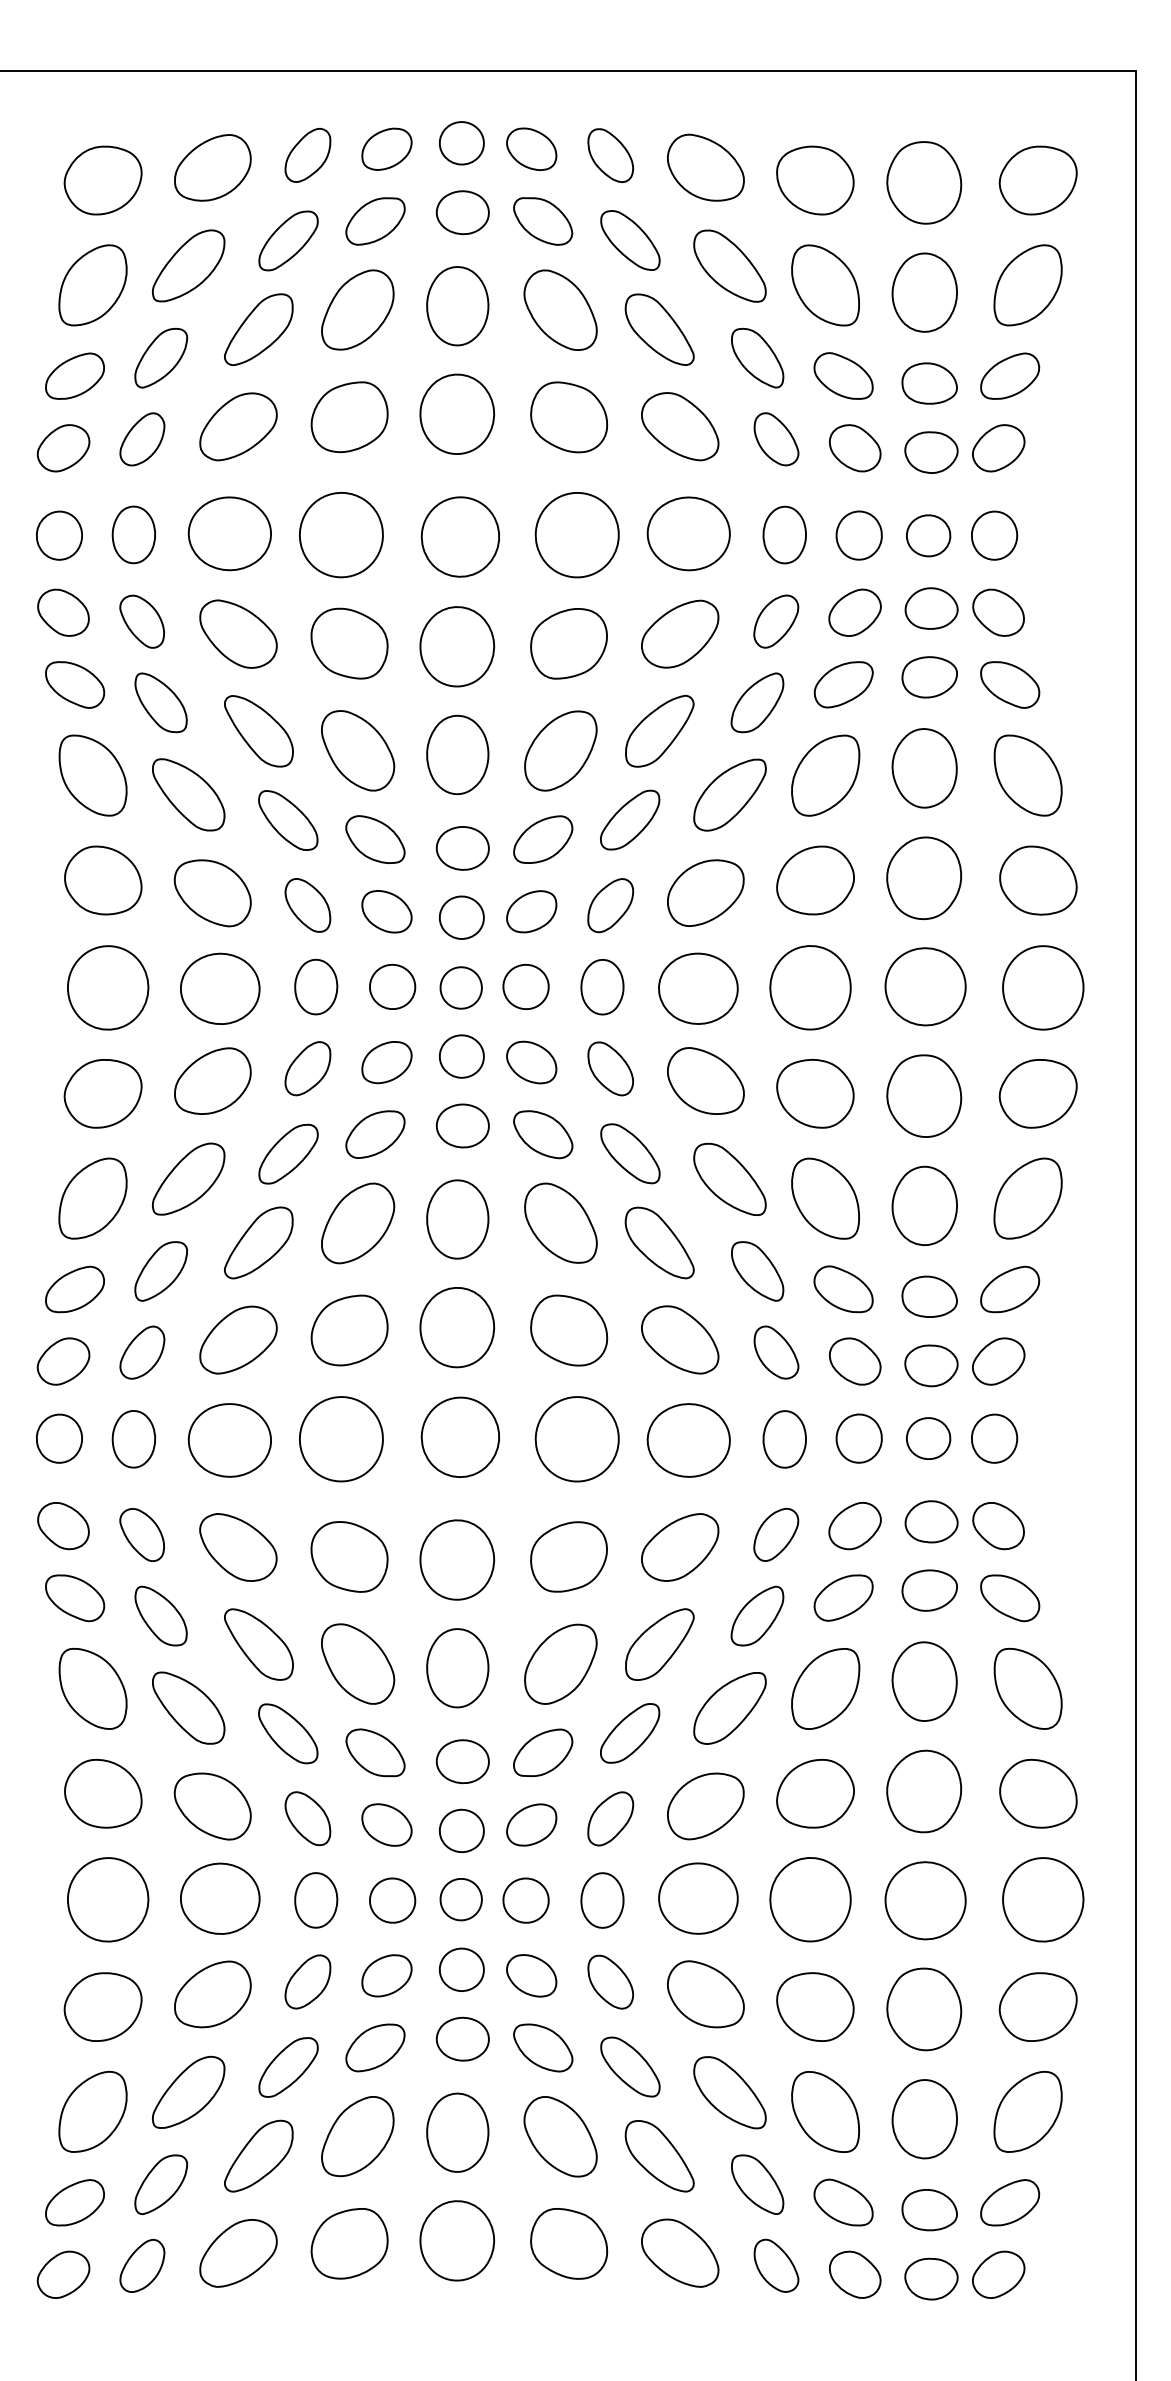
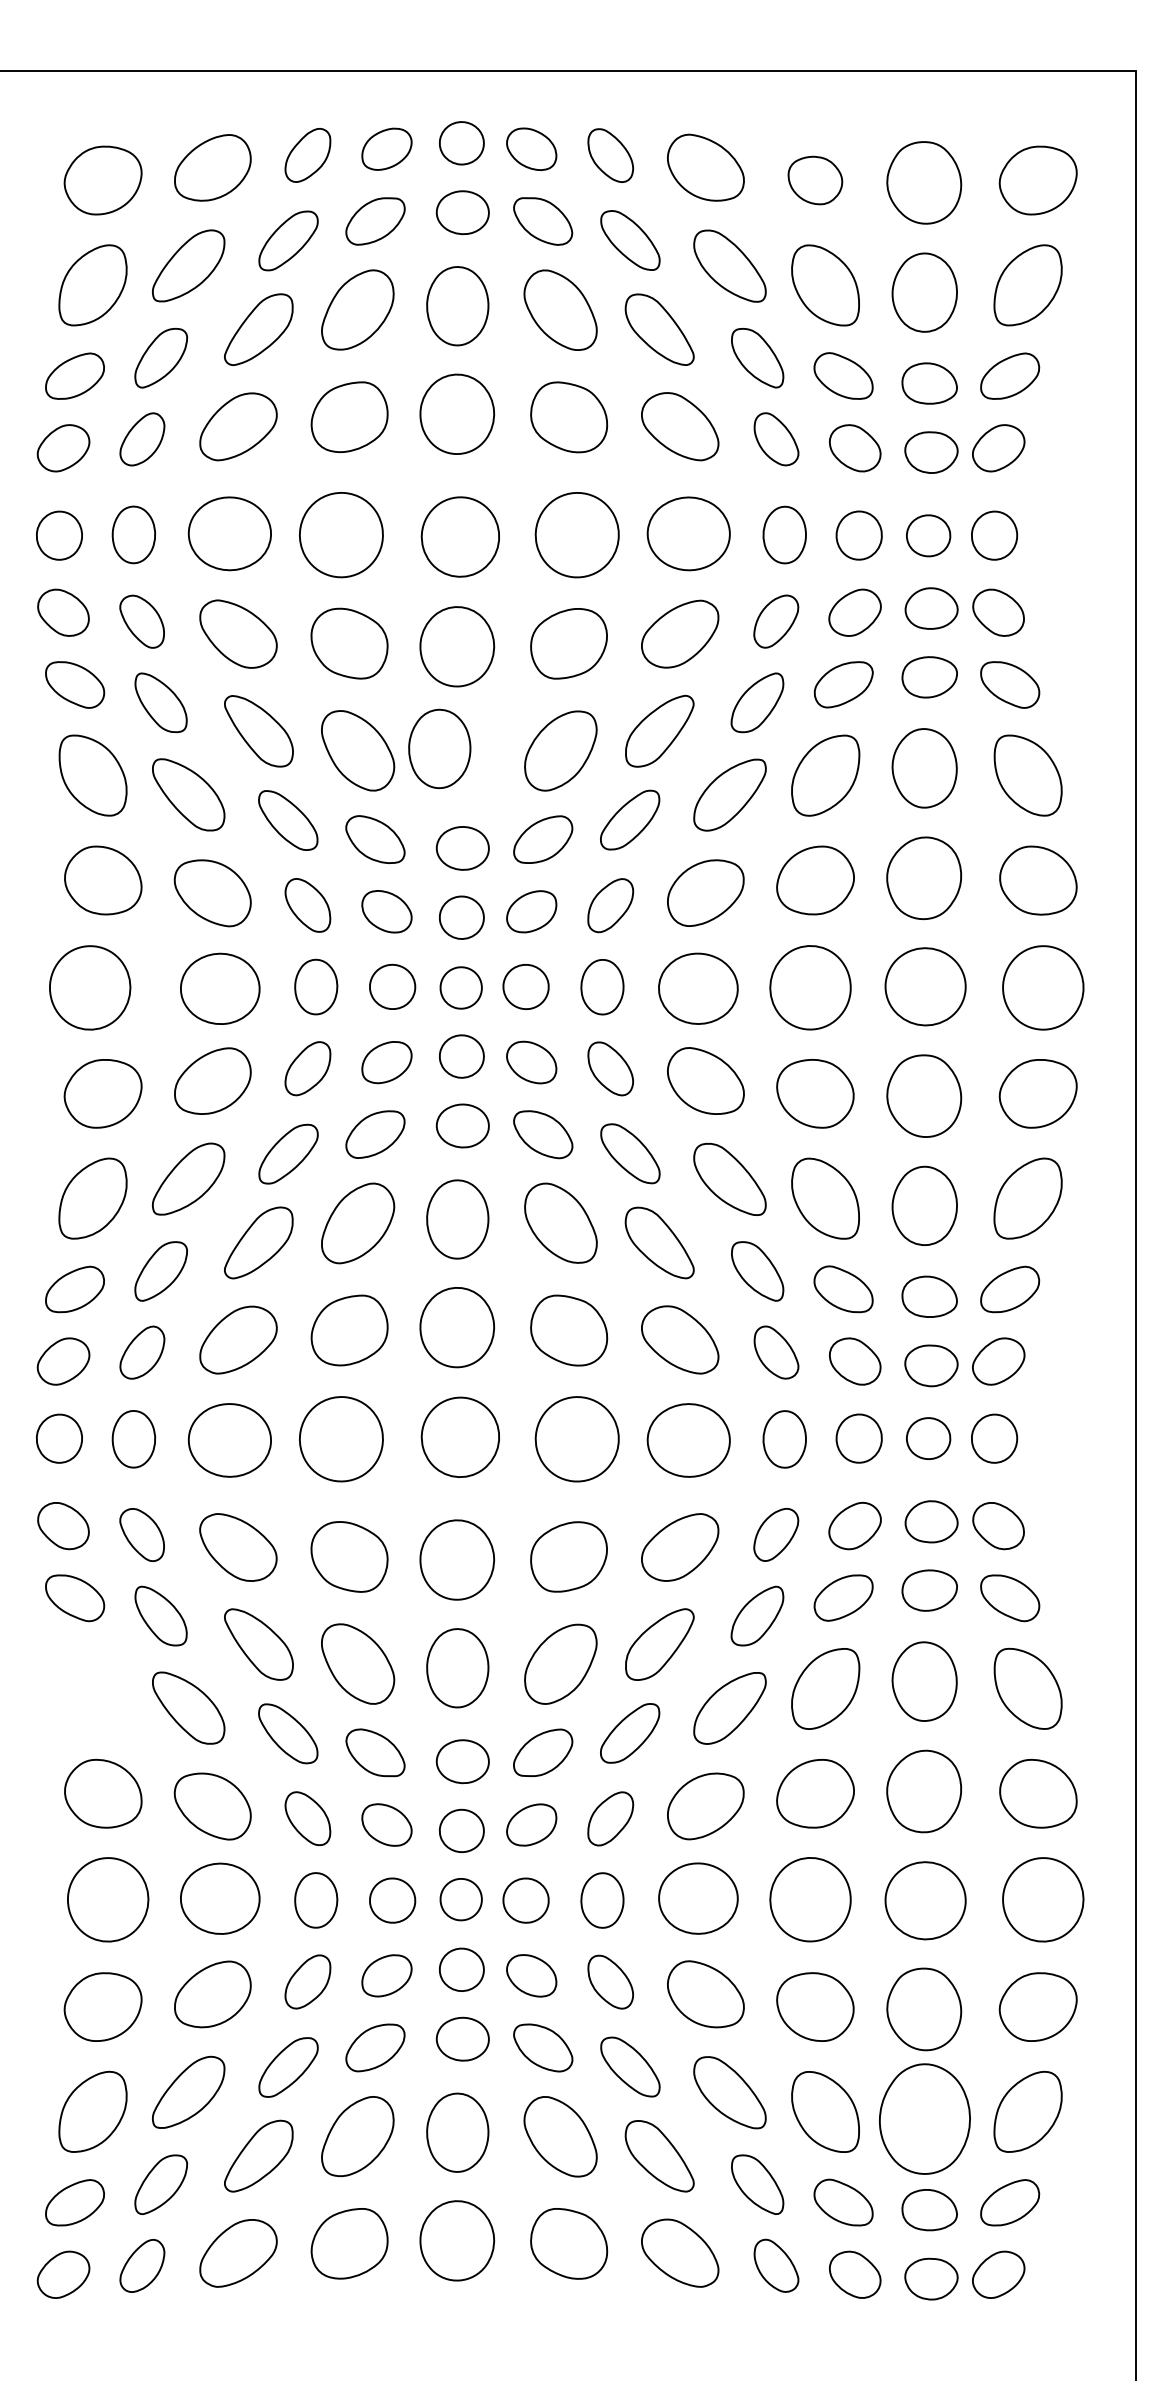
part size: 79x71 px -> 57x51 px (815, 180)
part position: (457, 754) -> (439, 748) (439, 748)
part position: (108, 987) -> (90, 987) (90, 987)
part: present -> none (92, 1688)
part size: 67x81 px -> 92x112 px (924, 2118)
